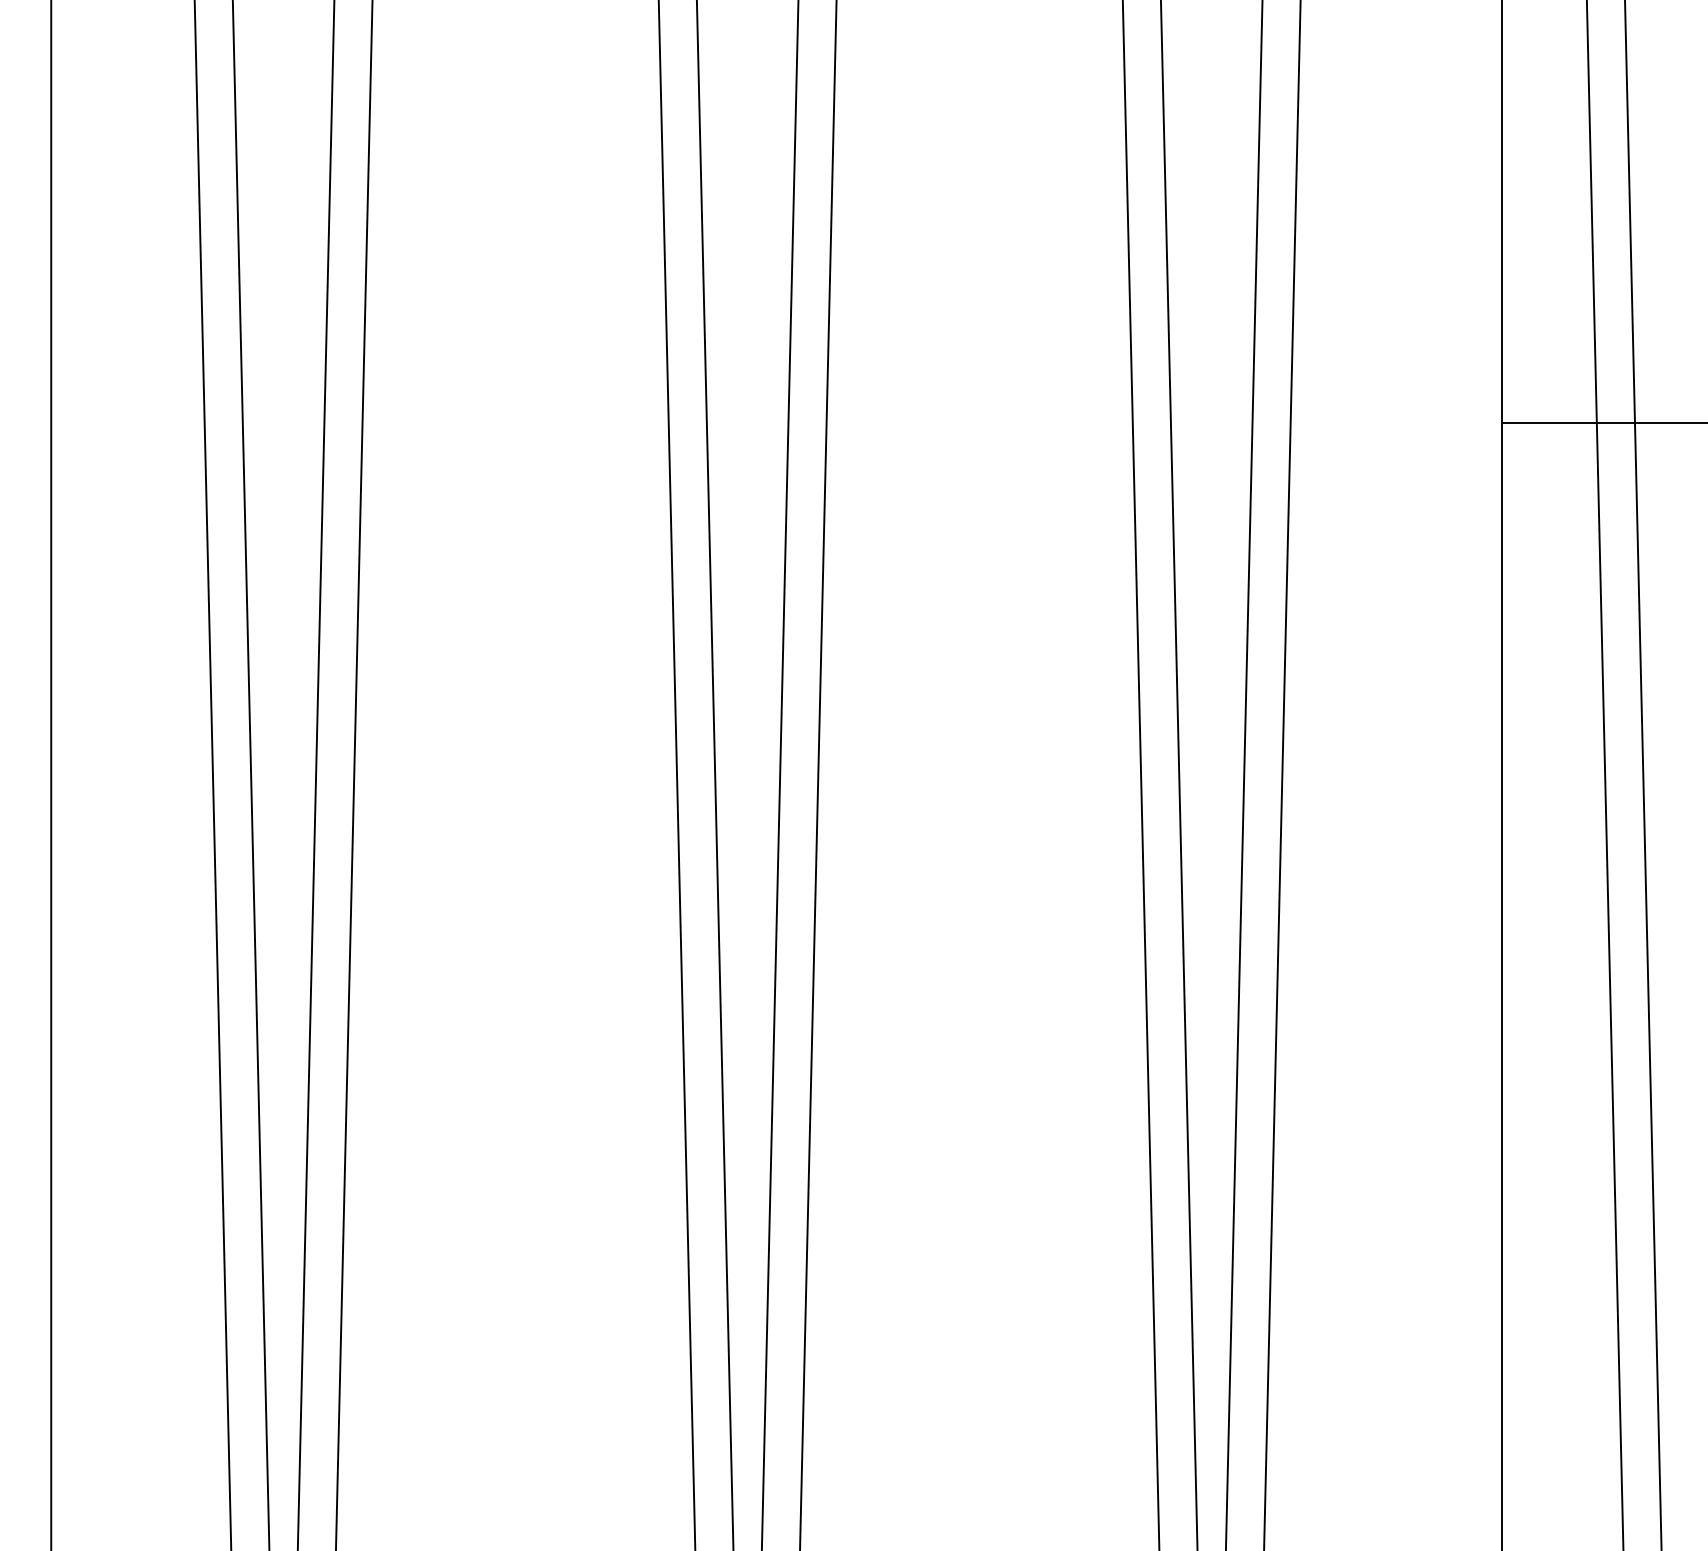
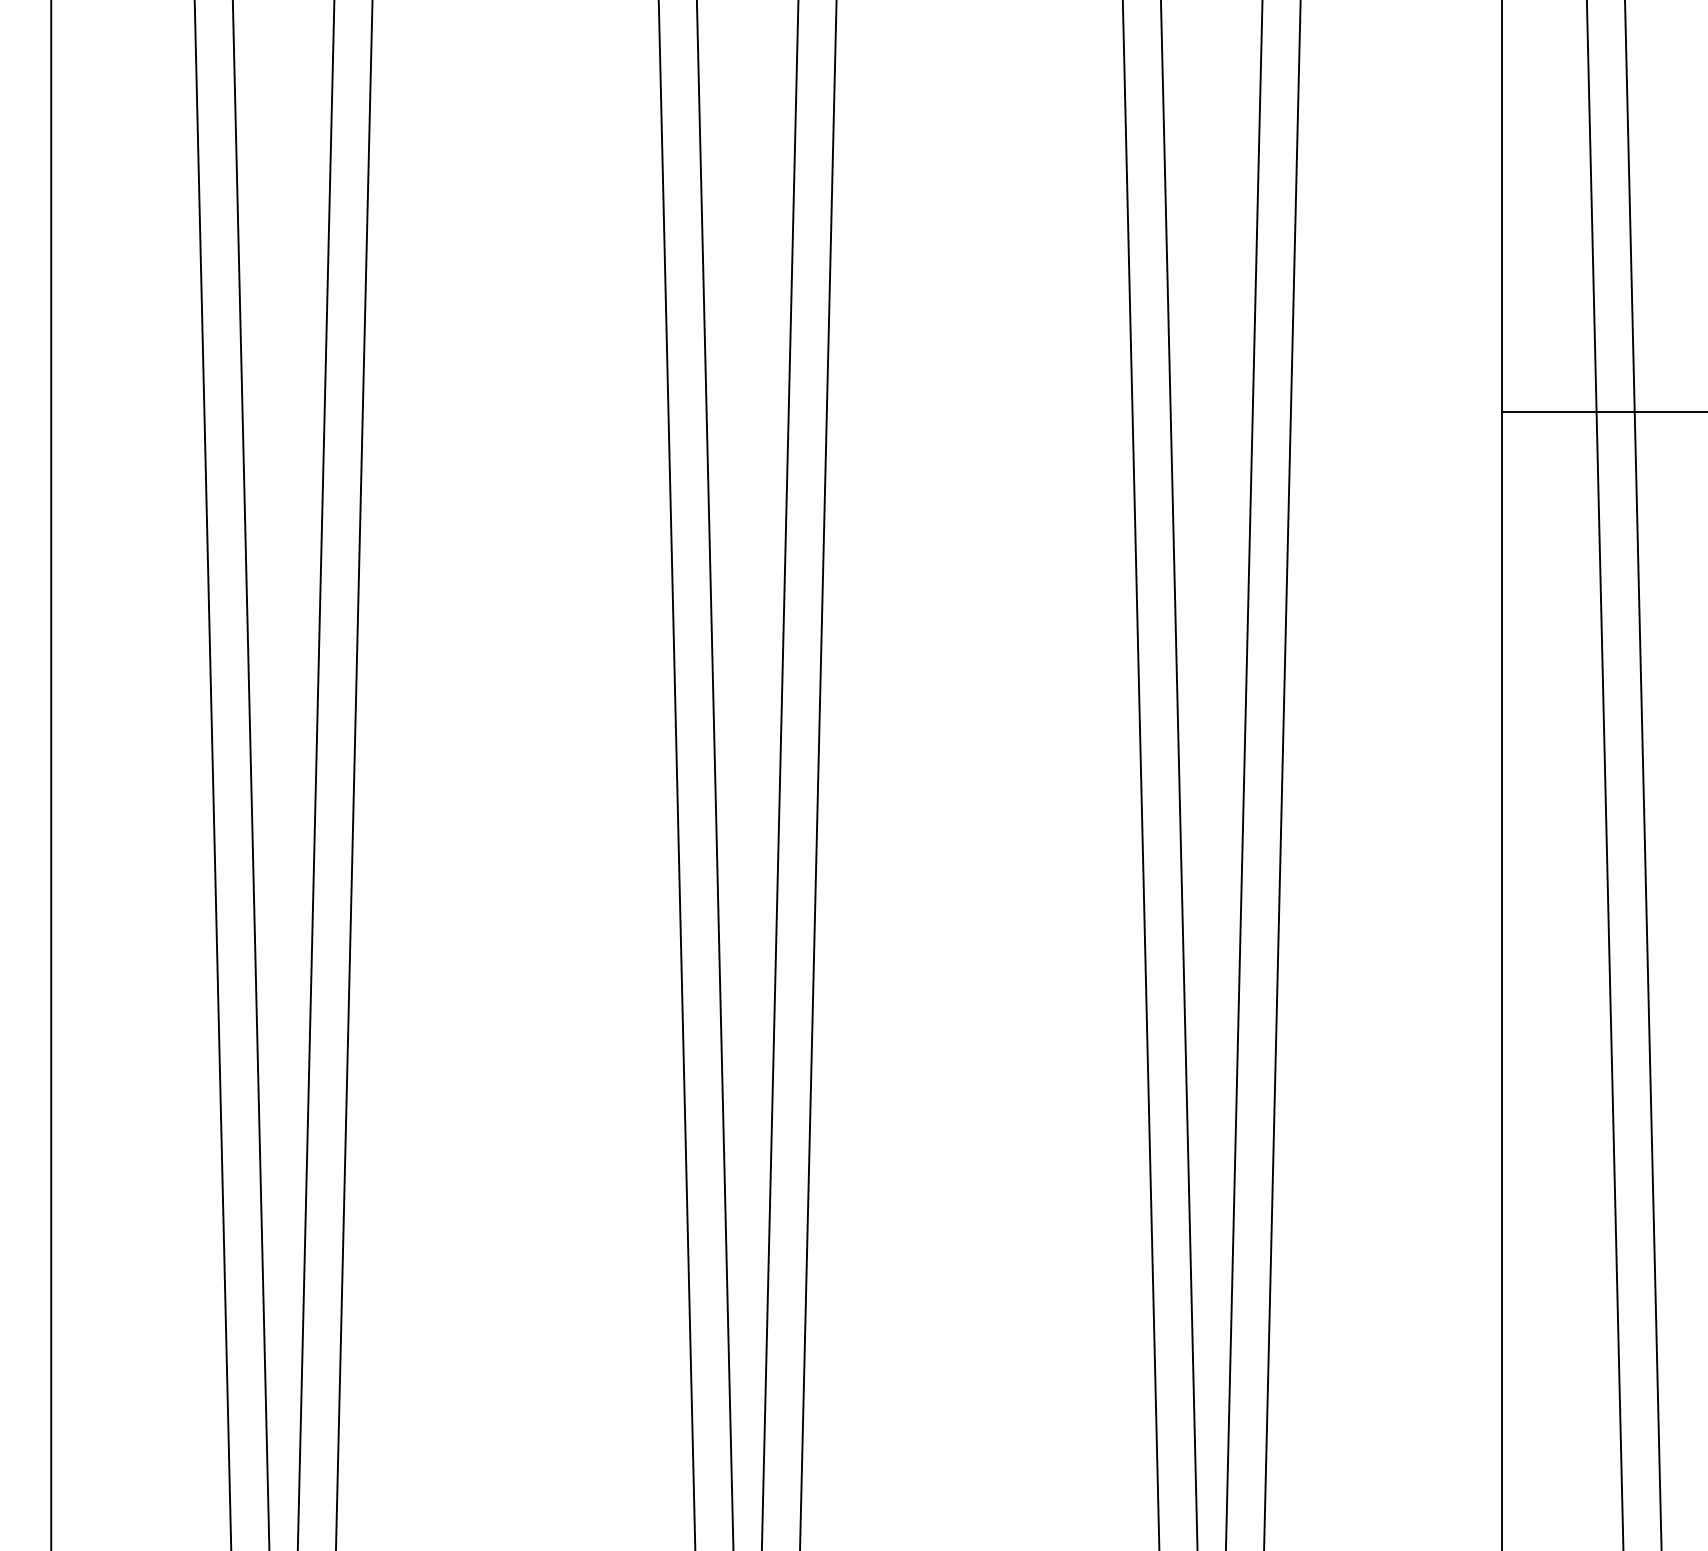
line position: (1602, 423) -> (1602, 412) (1602, 412)
